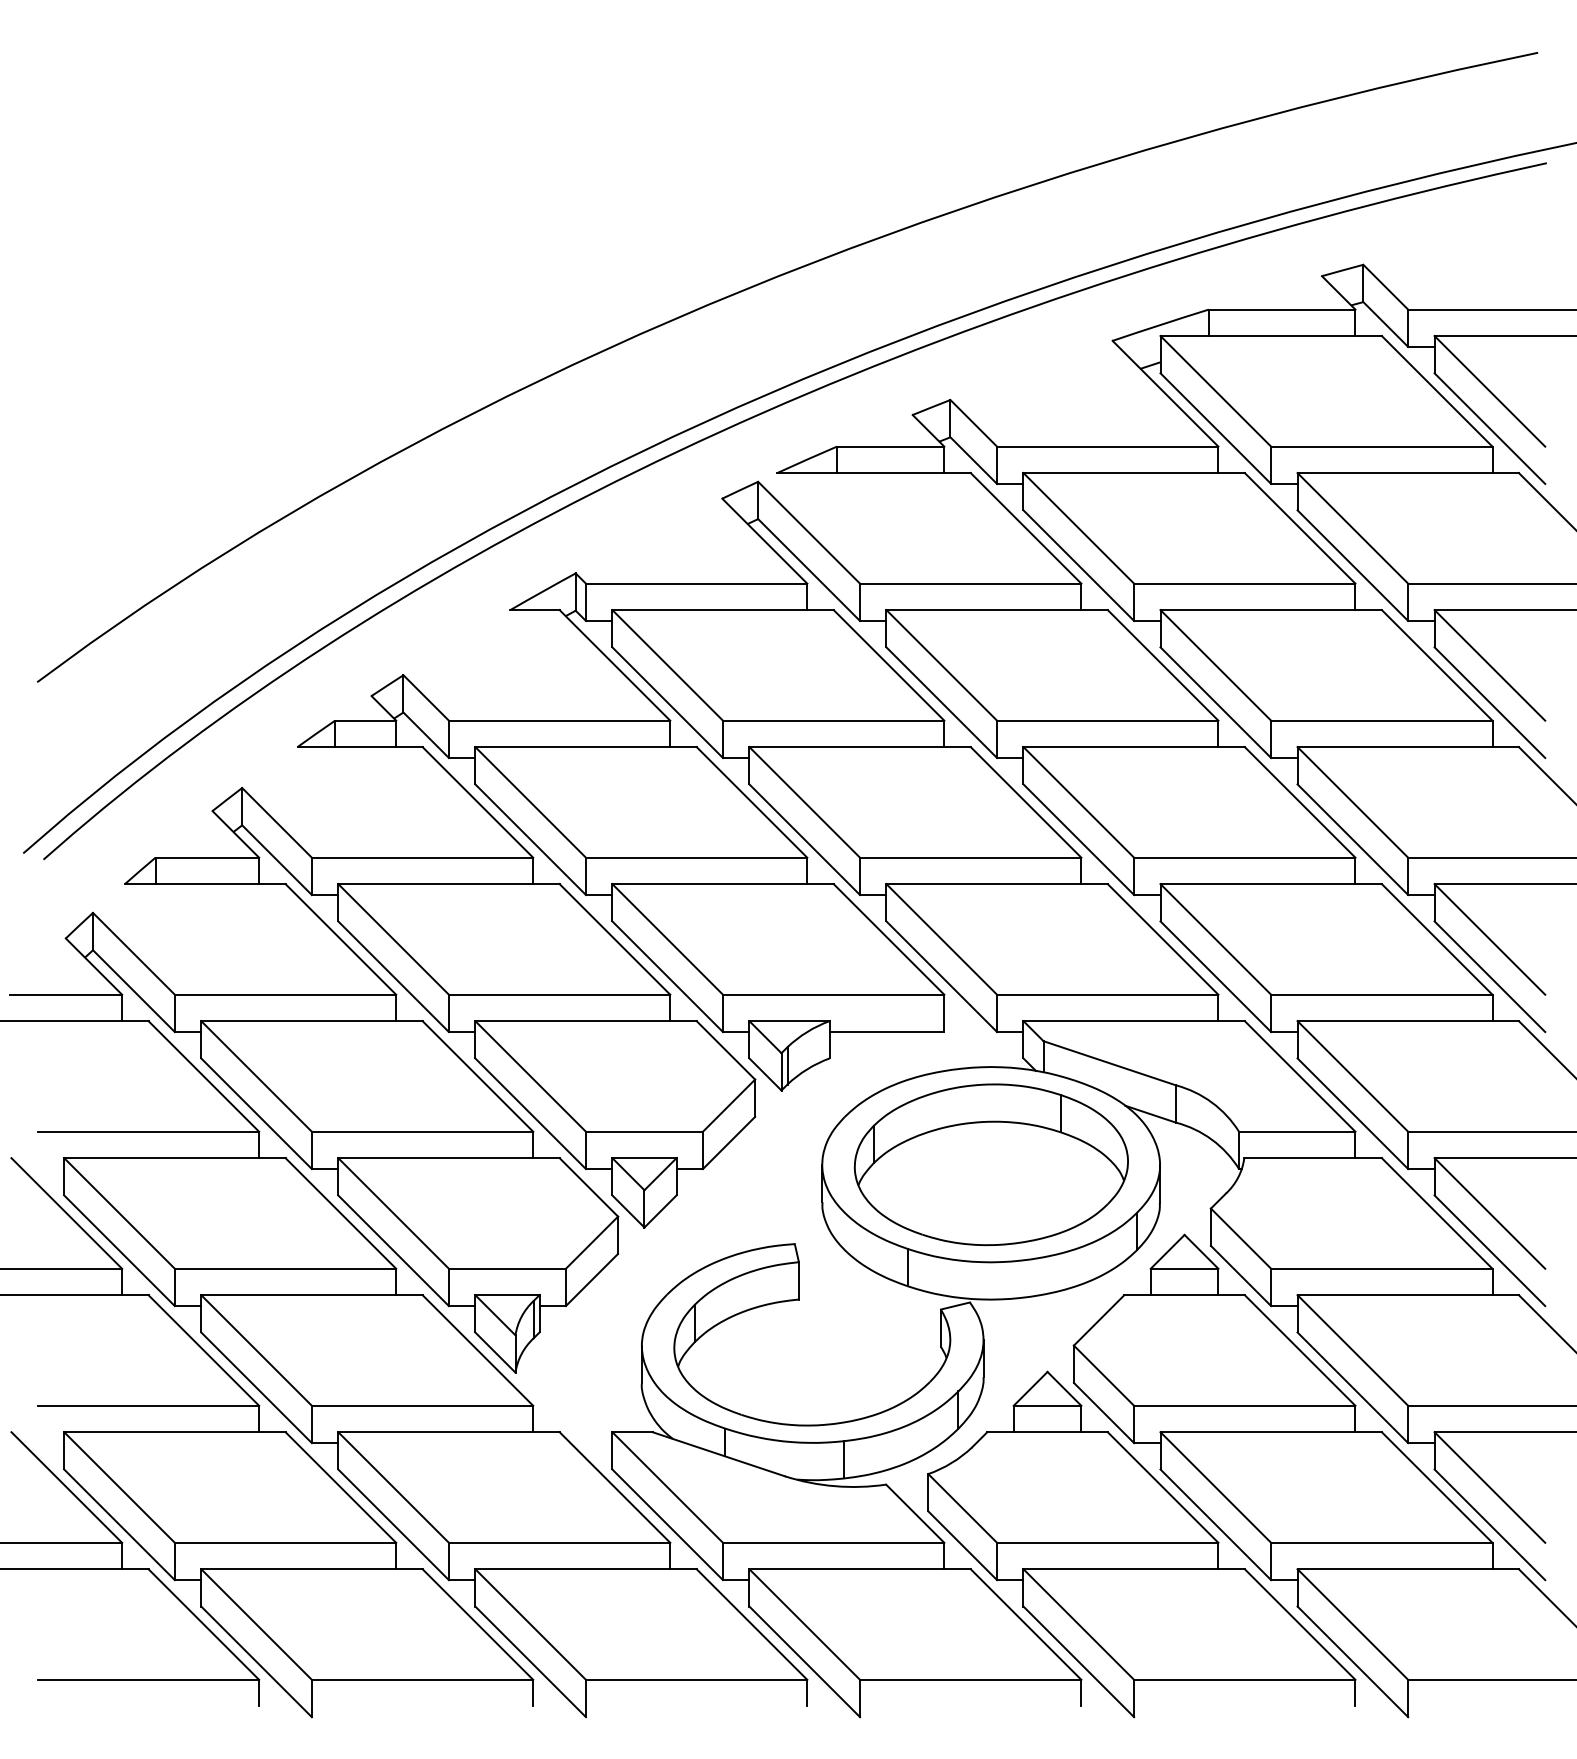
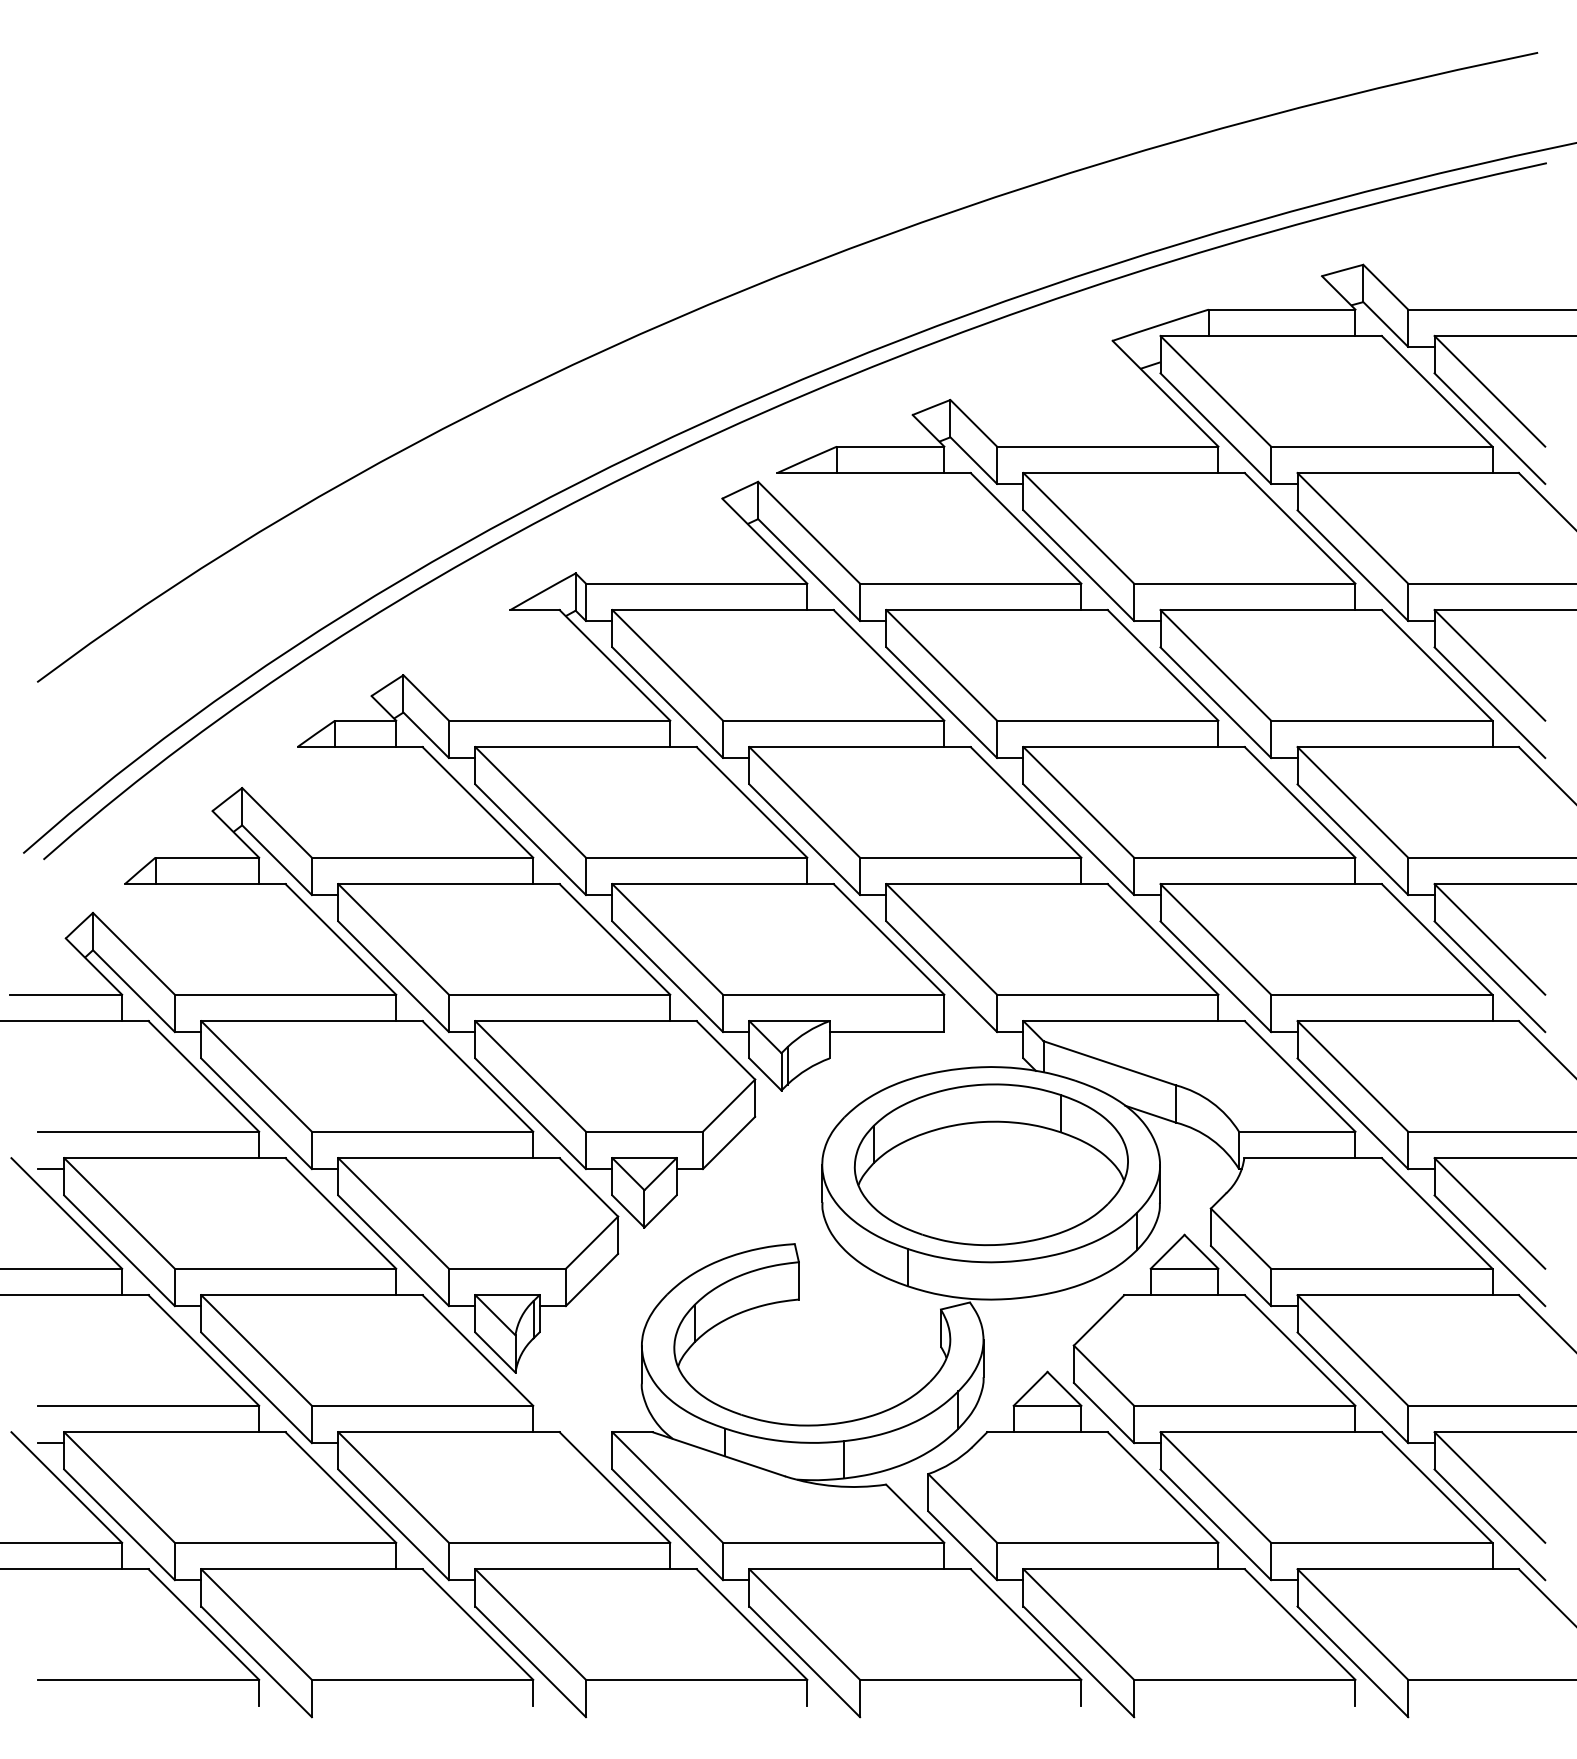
line: none -> present (50, 1169)
line: none -> present (50, 1443)
